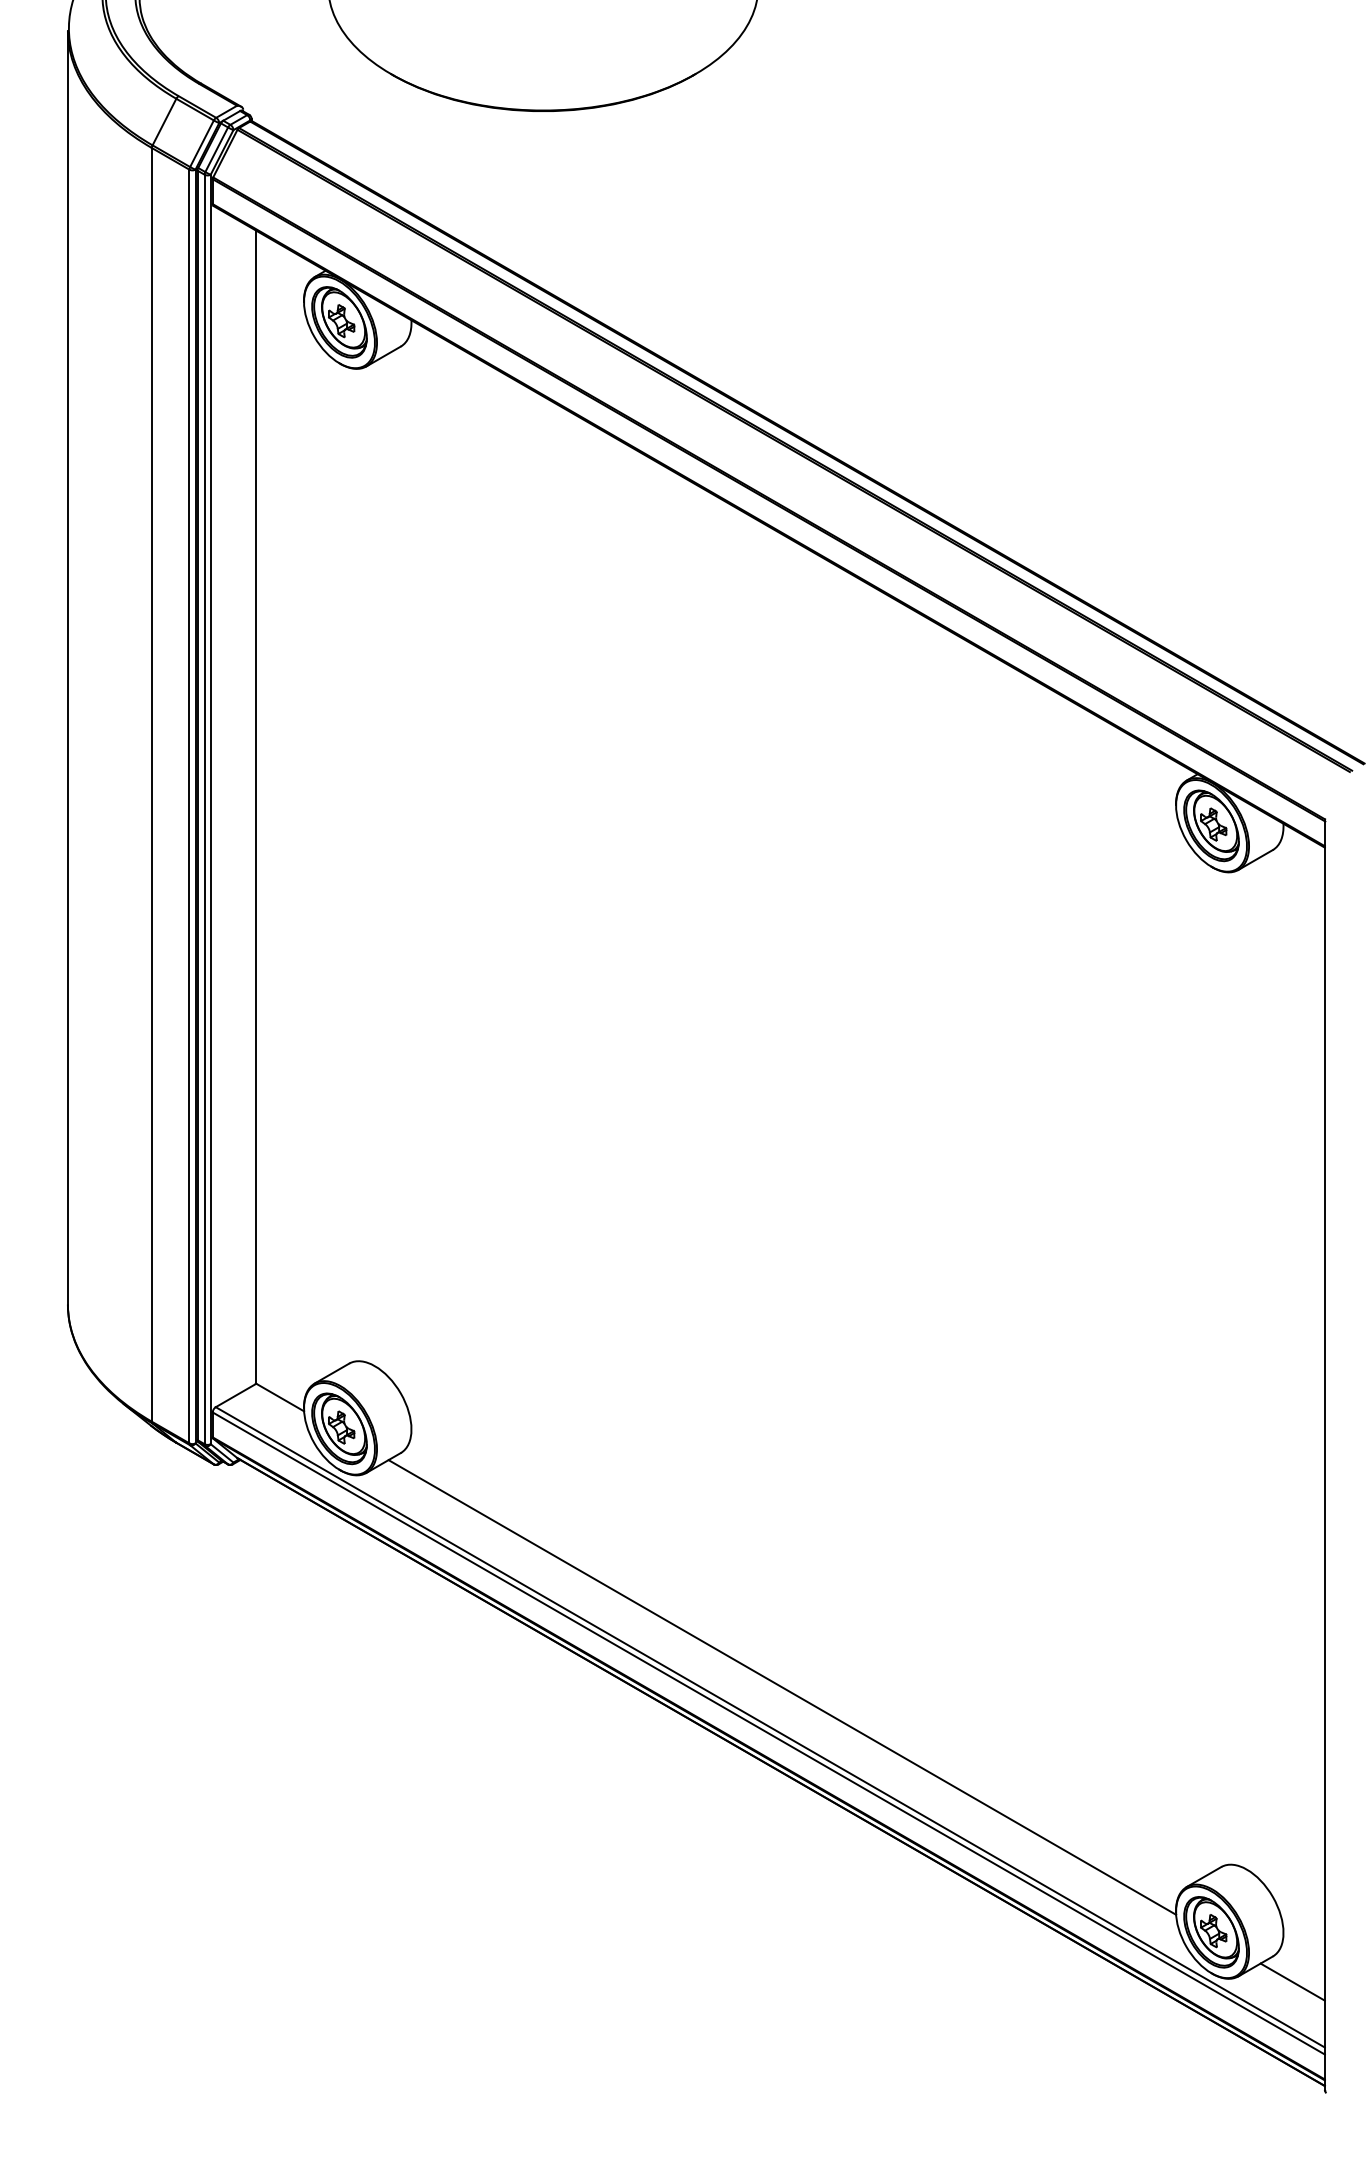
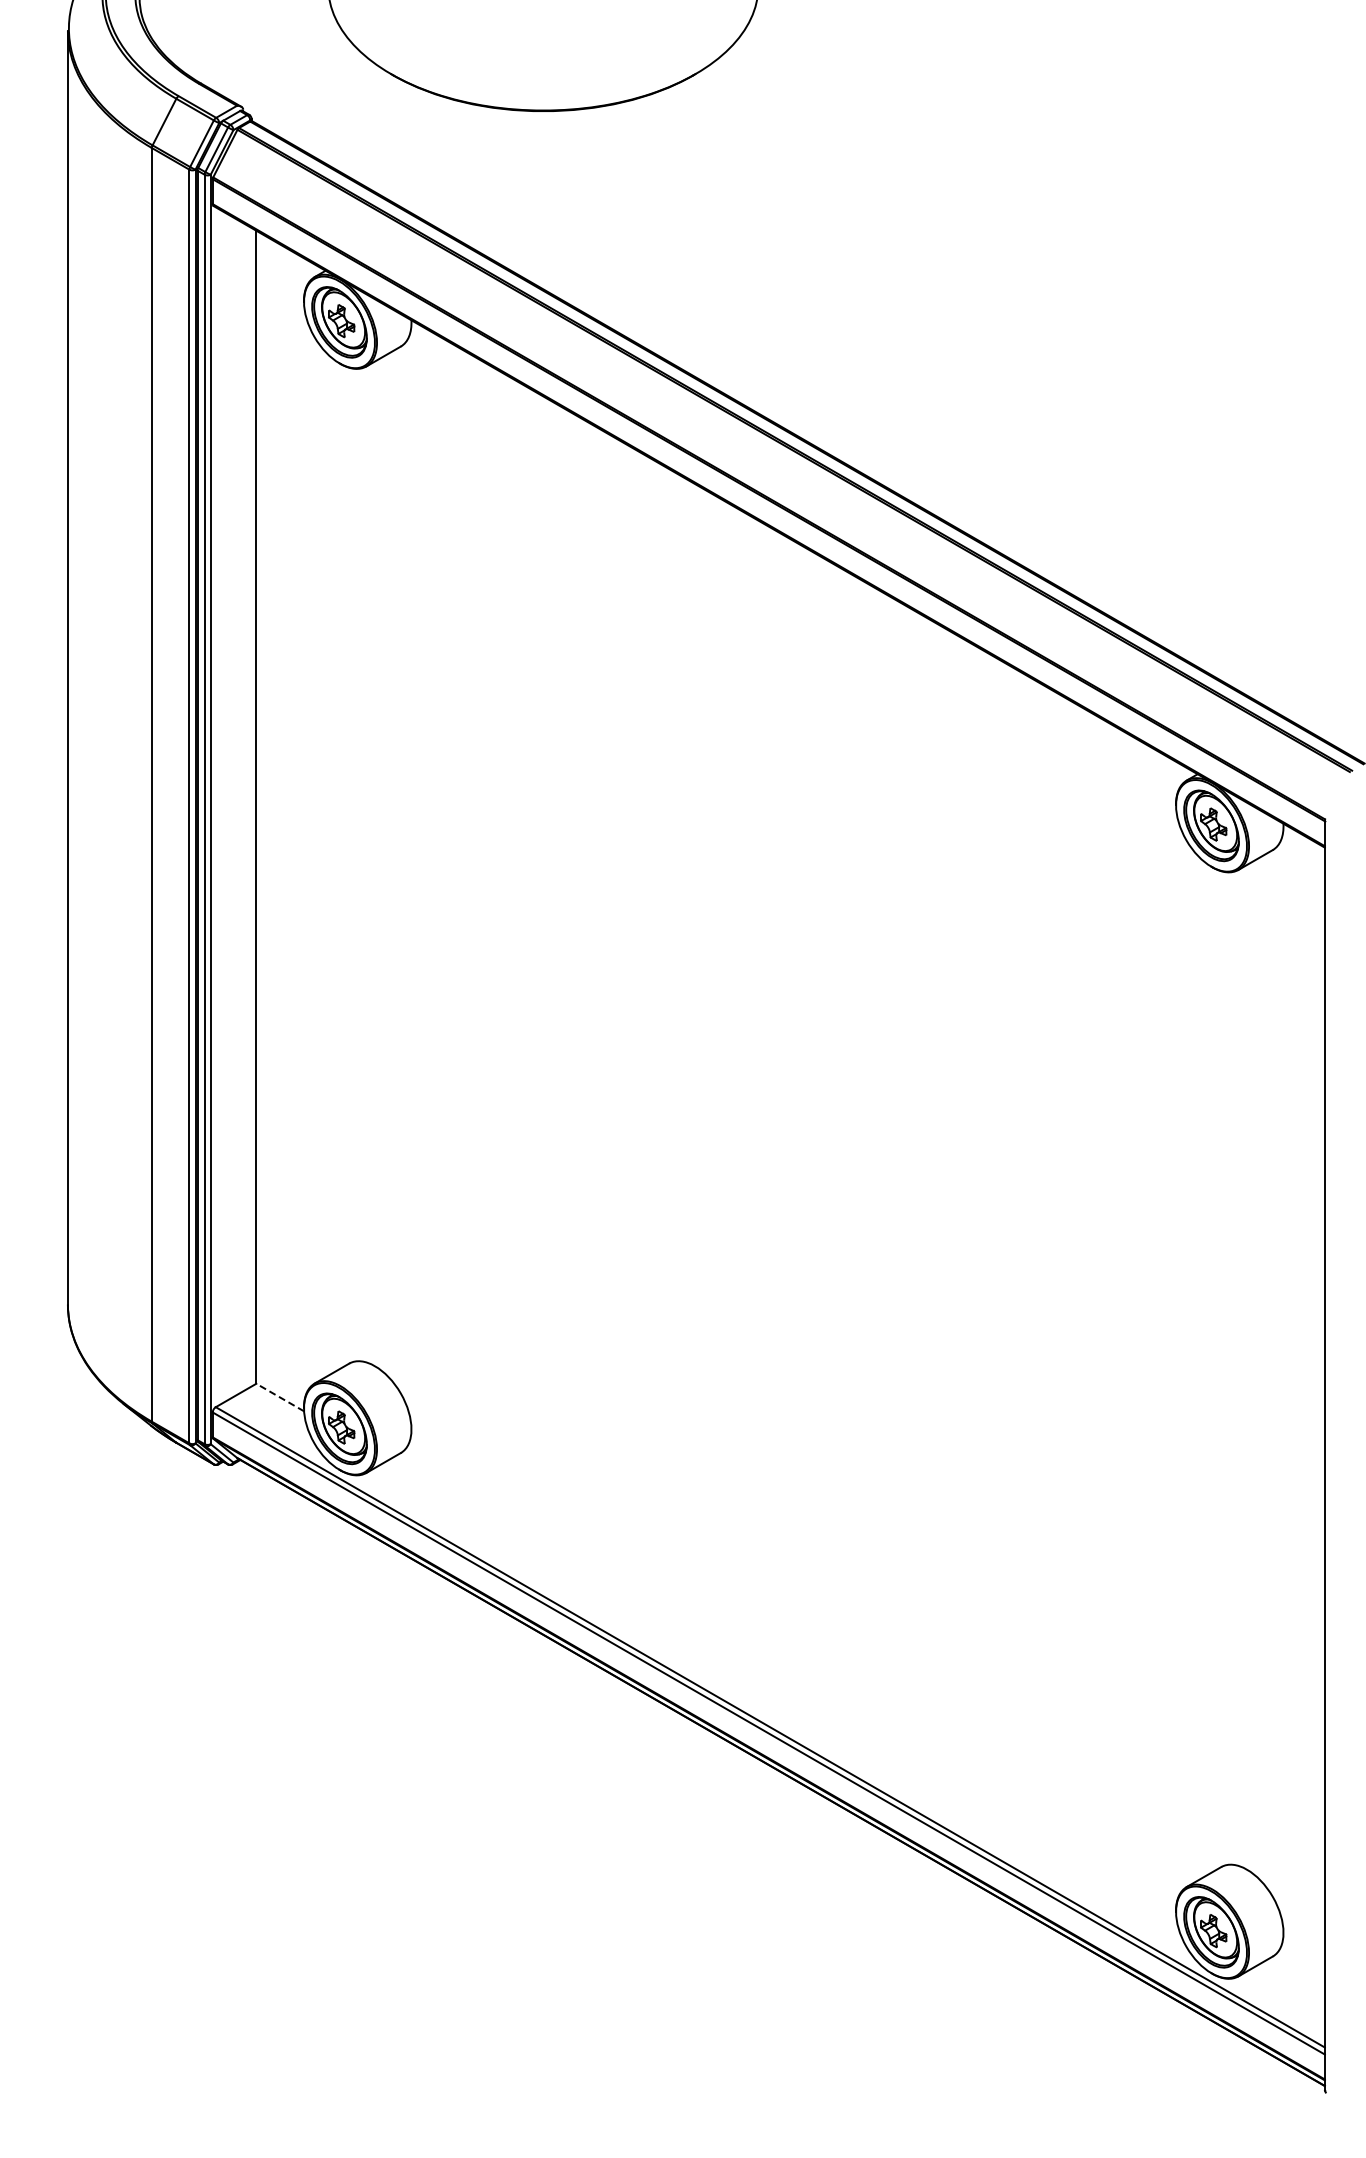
line: solid -> dashed (279, 1397)
line: present -> none (782, 1687)
line: present -> none (1292, 1981)
